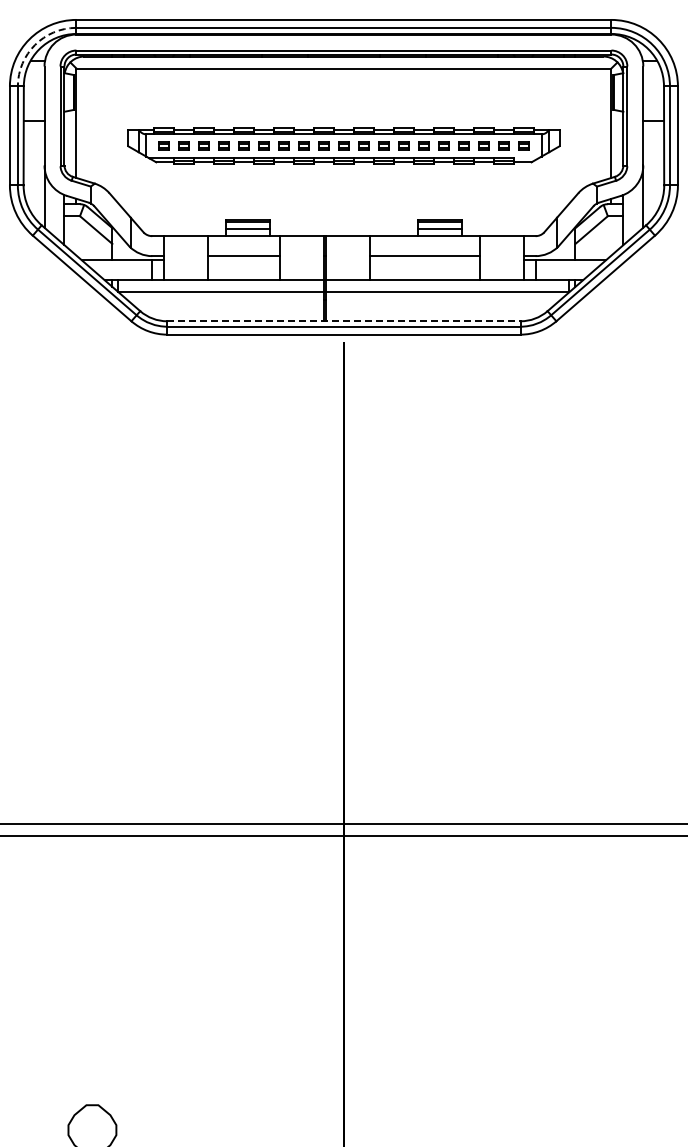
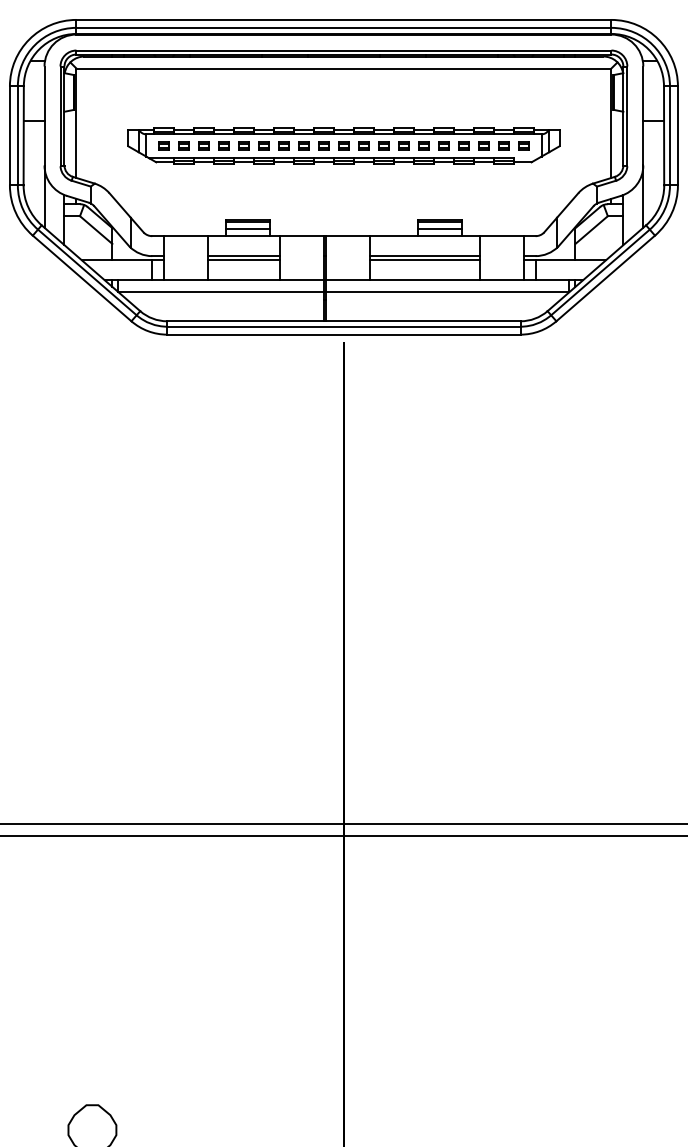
arc: dashed -> solid (35, 45)
line: none -> present (244, 260)
line: none -> present (424, 260)
line: dashed -> solid (343, 321)
